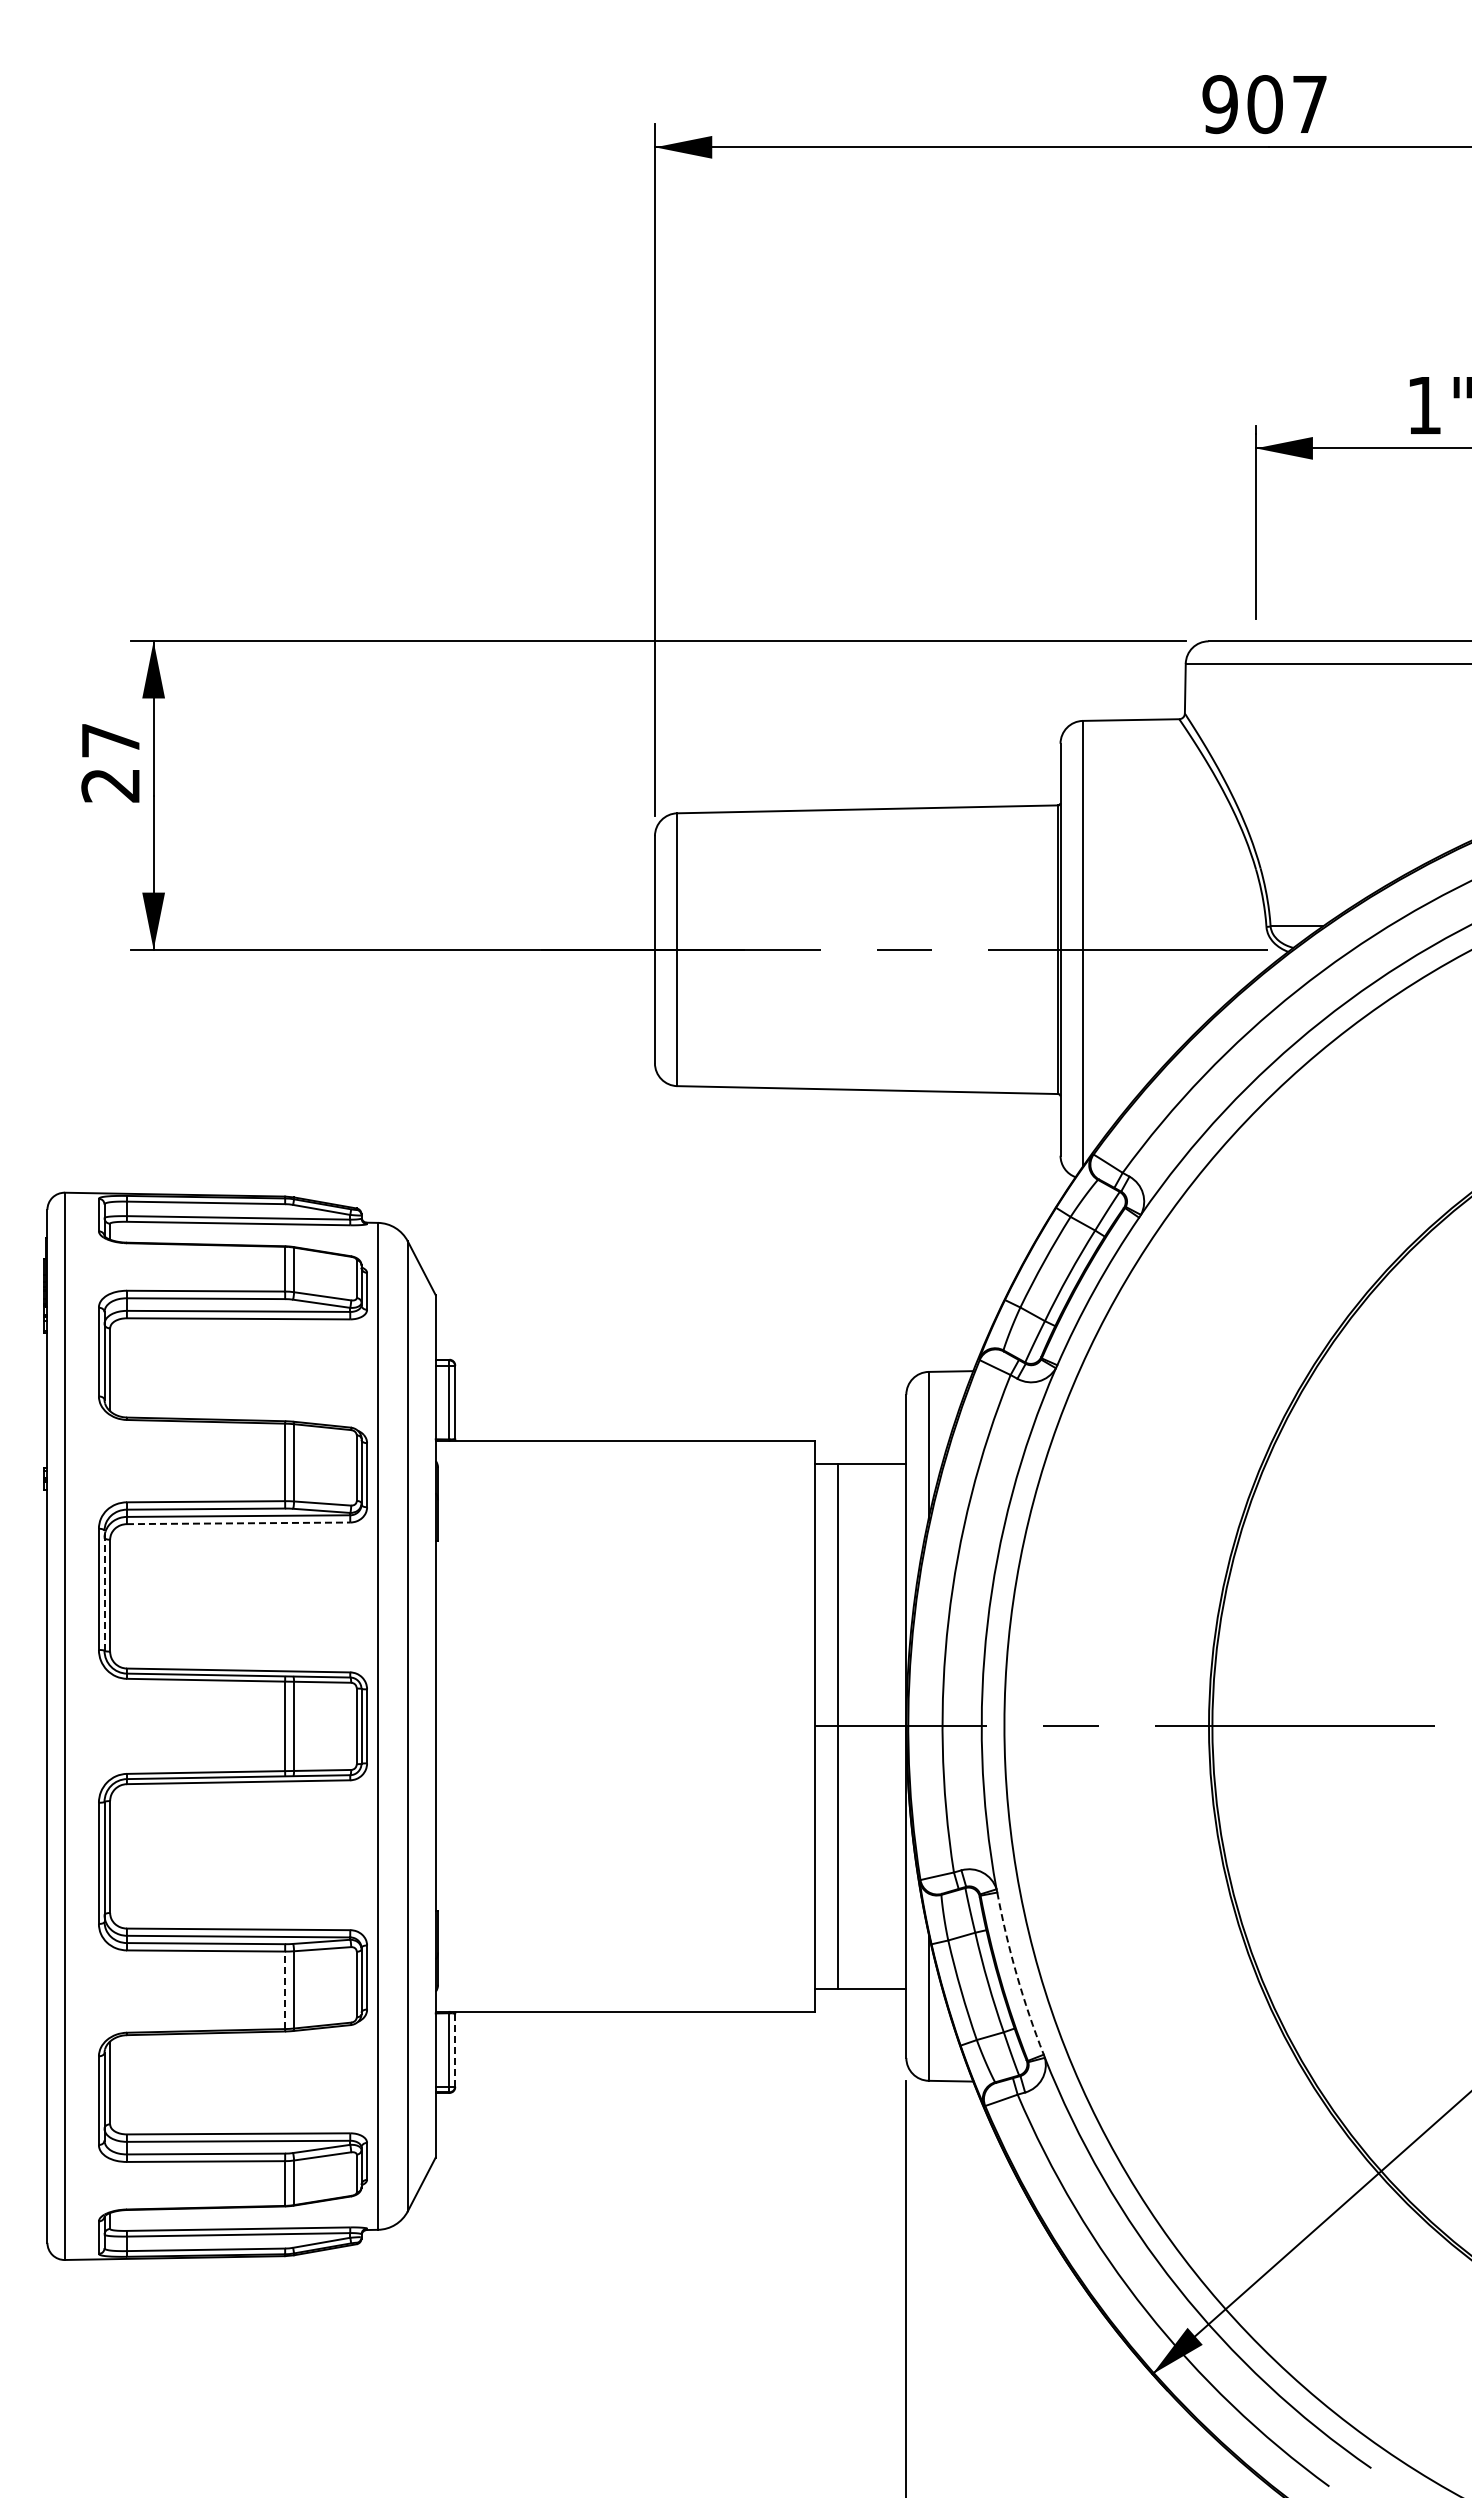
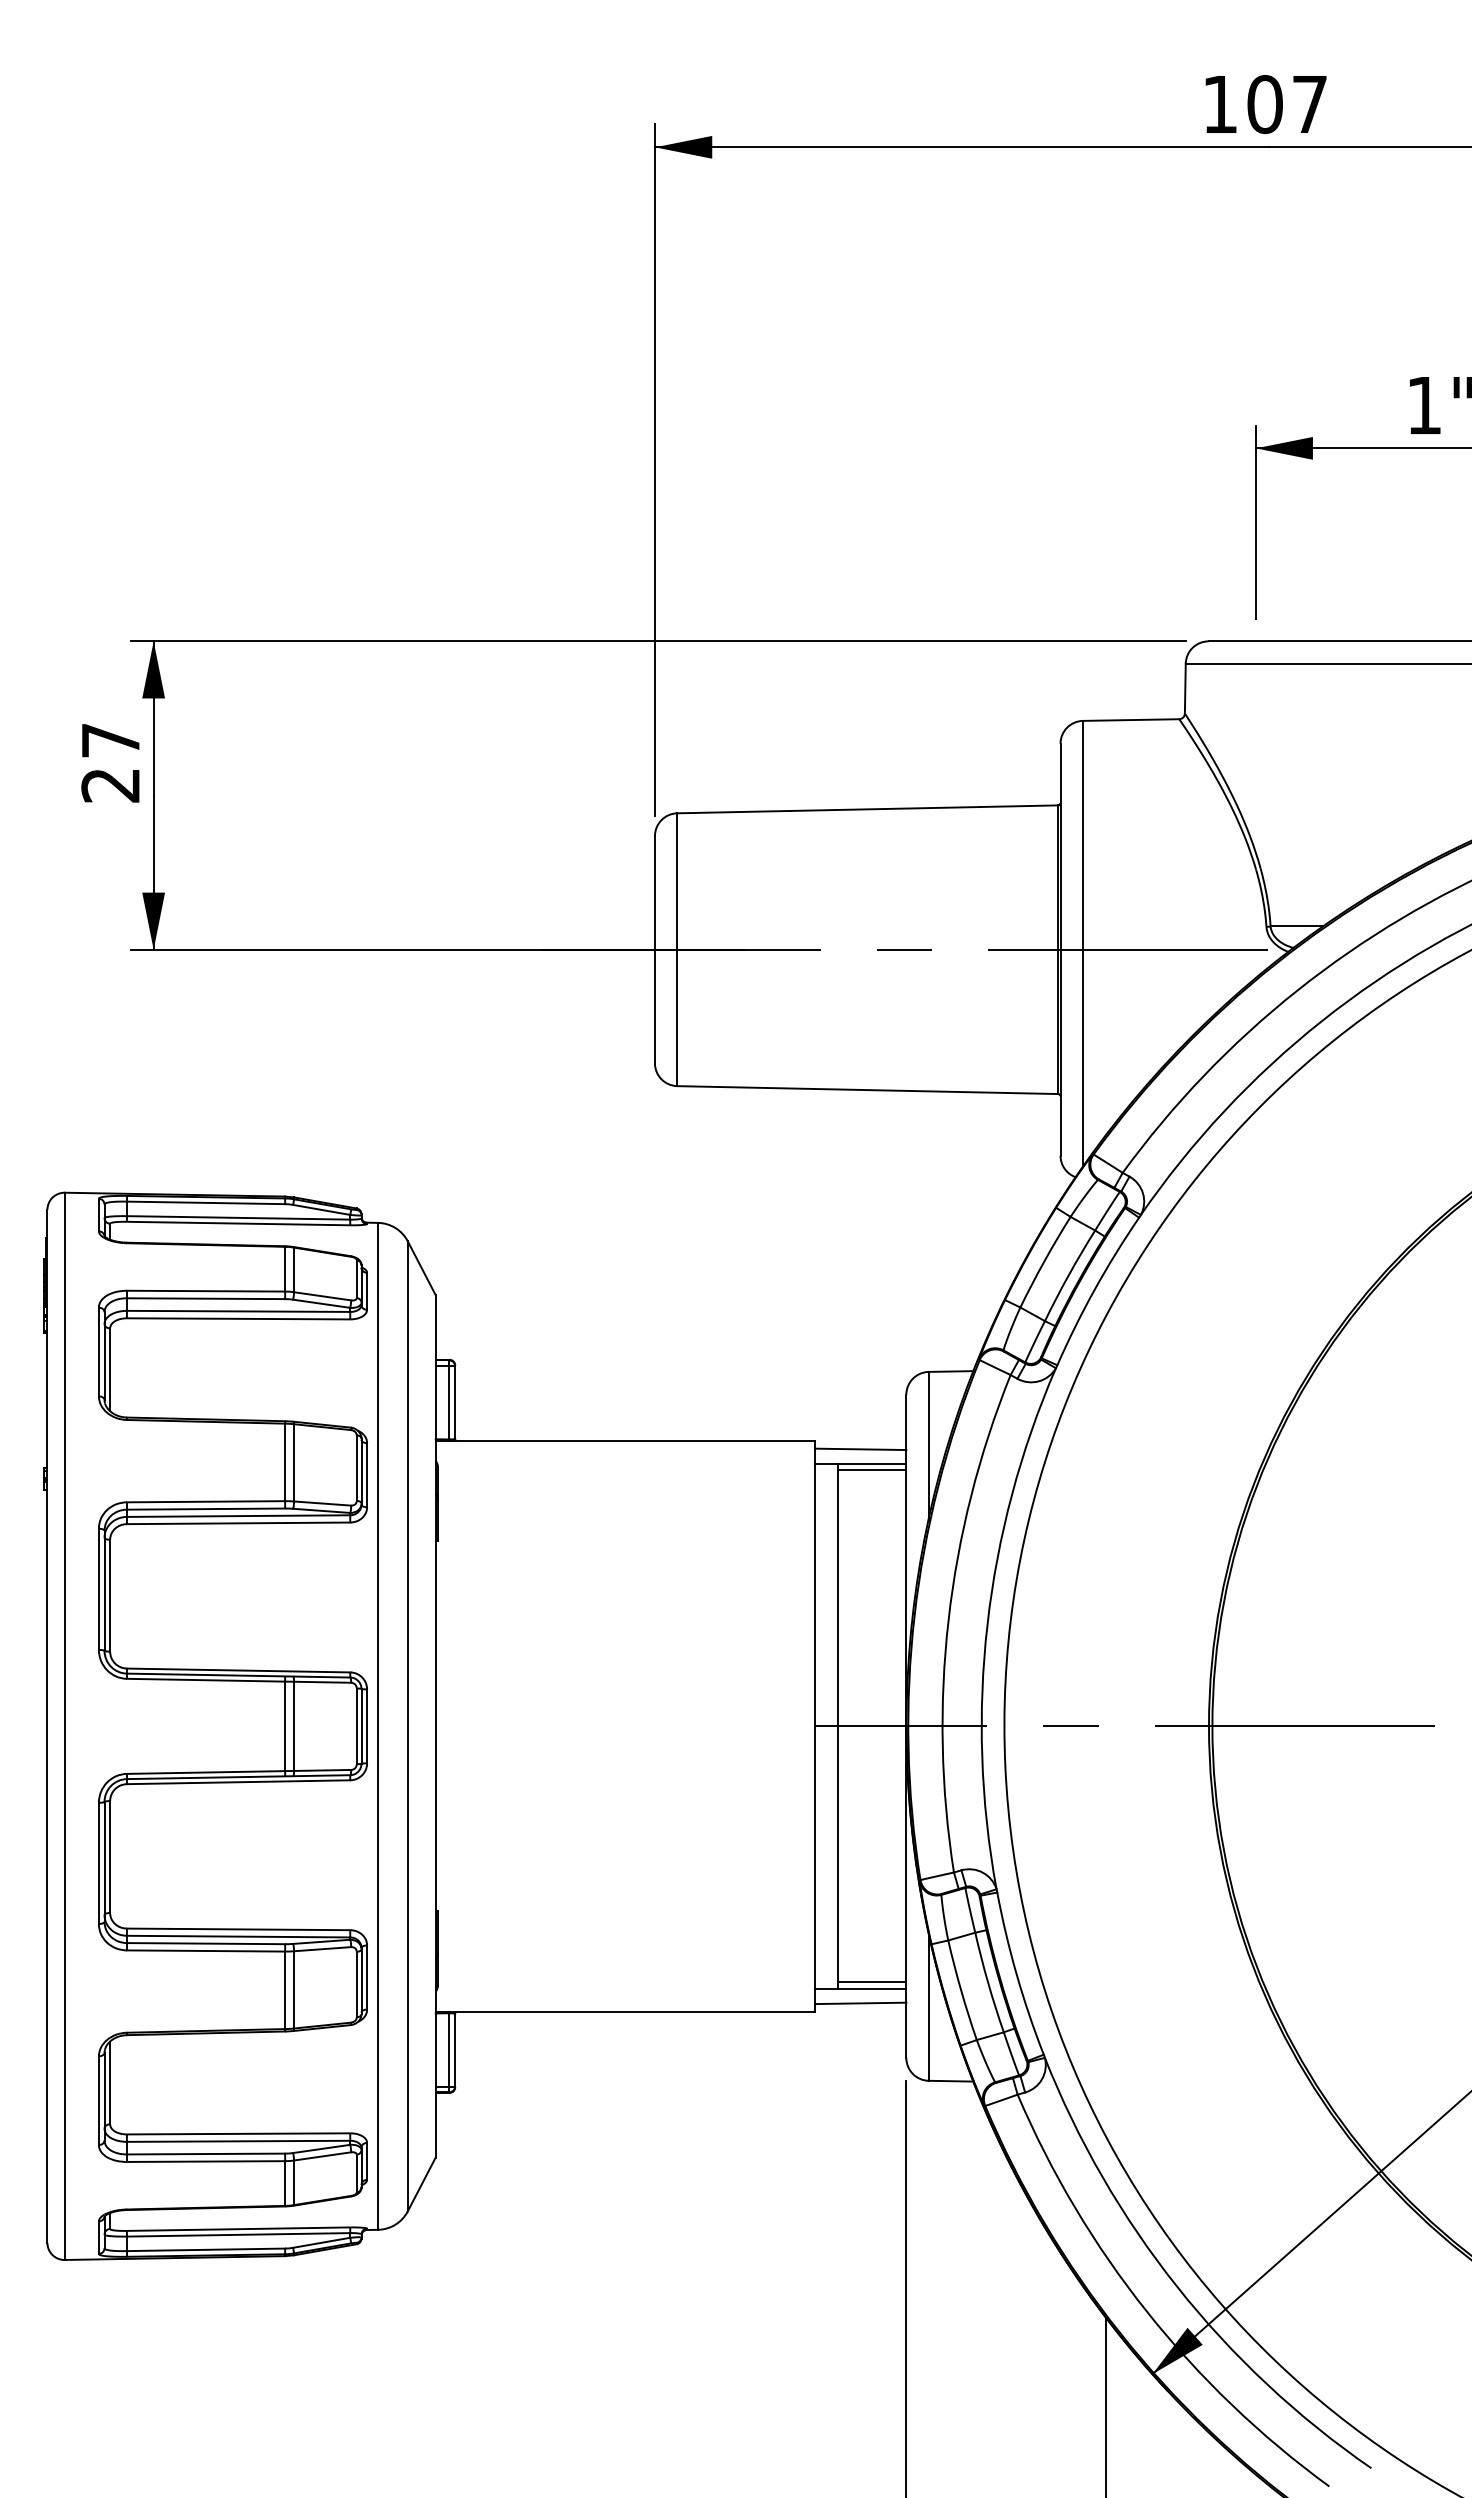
text: 907 -> 107 (1219, 104)
line: none -> present (860, 1449)
line: none -> present (871, 1470)
line: dashed -> solid (238, 1523)
line: dashed -> solid (104, 1590)
arc: dashed -> solid (1016, 1974)
line: none -> present (871, 1982)
line: dashed -> solid (285, 1990)
line: none -> present (860, 2003)
line: dashed -> solid (455, 2050)
line: none -> present (1106, 2405)
